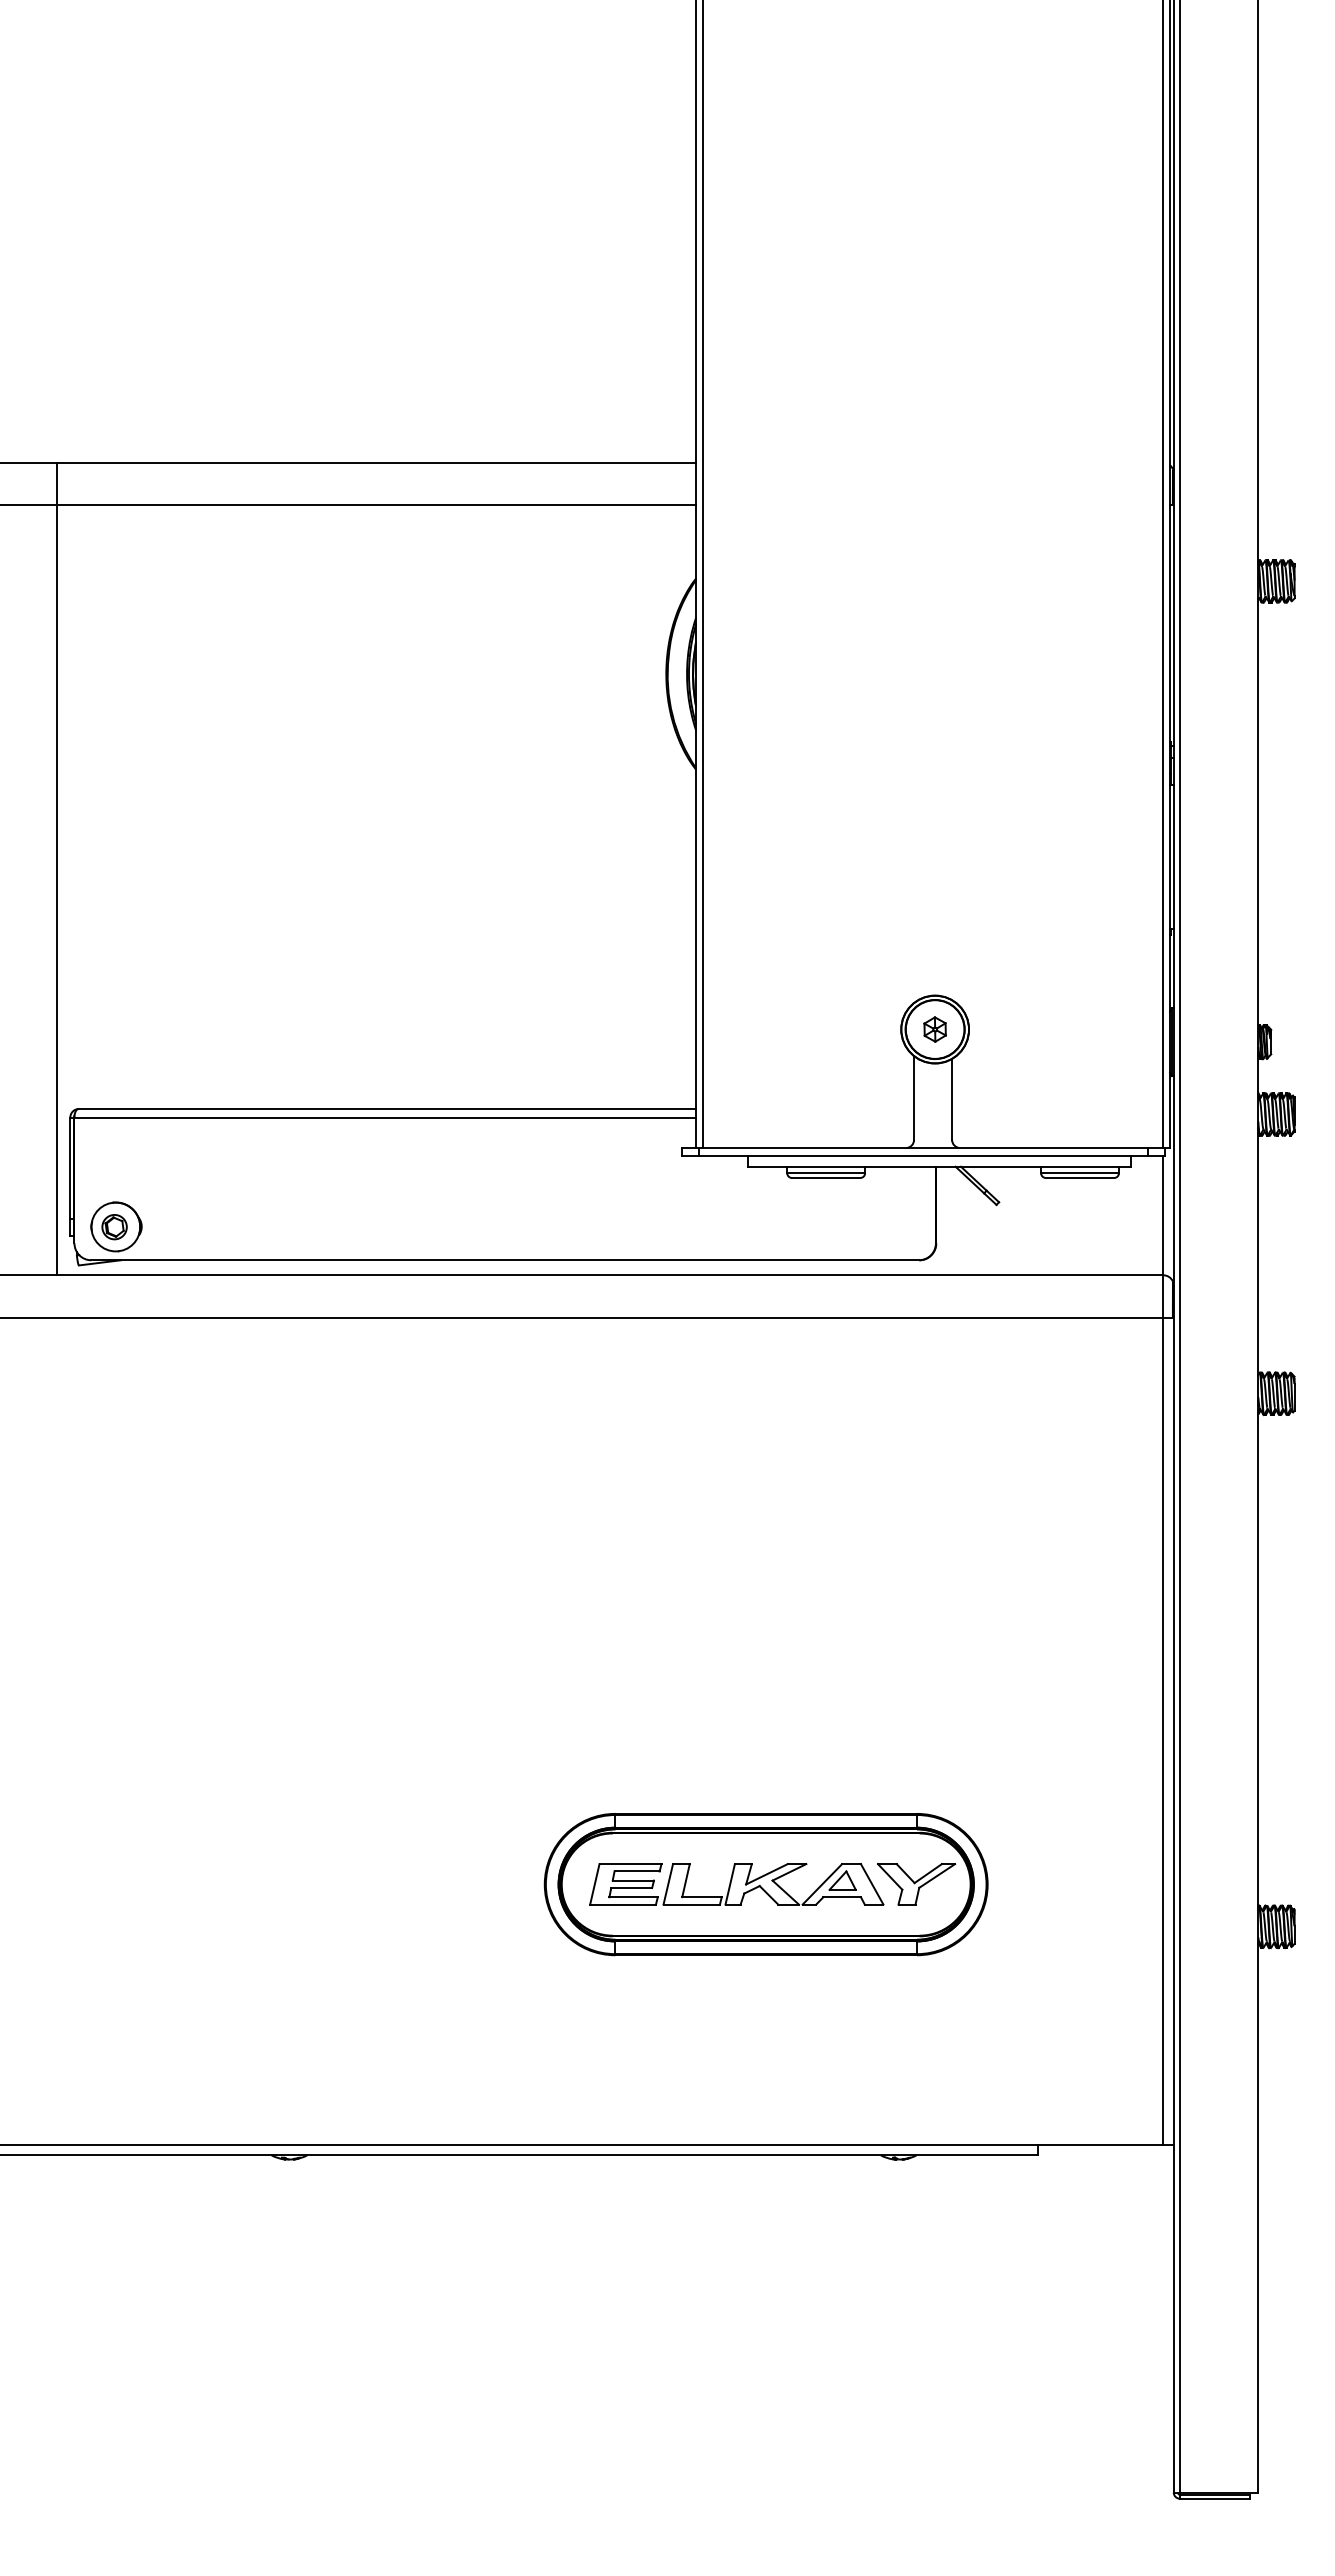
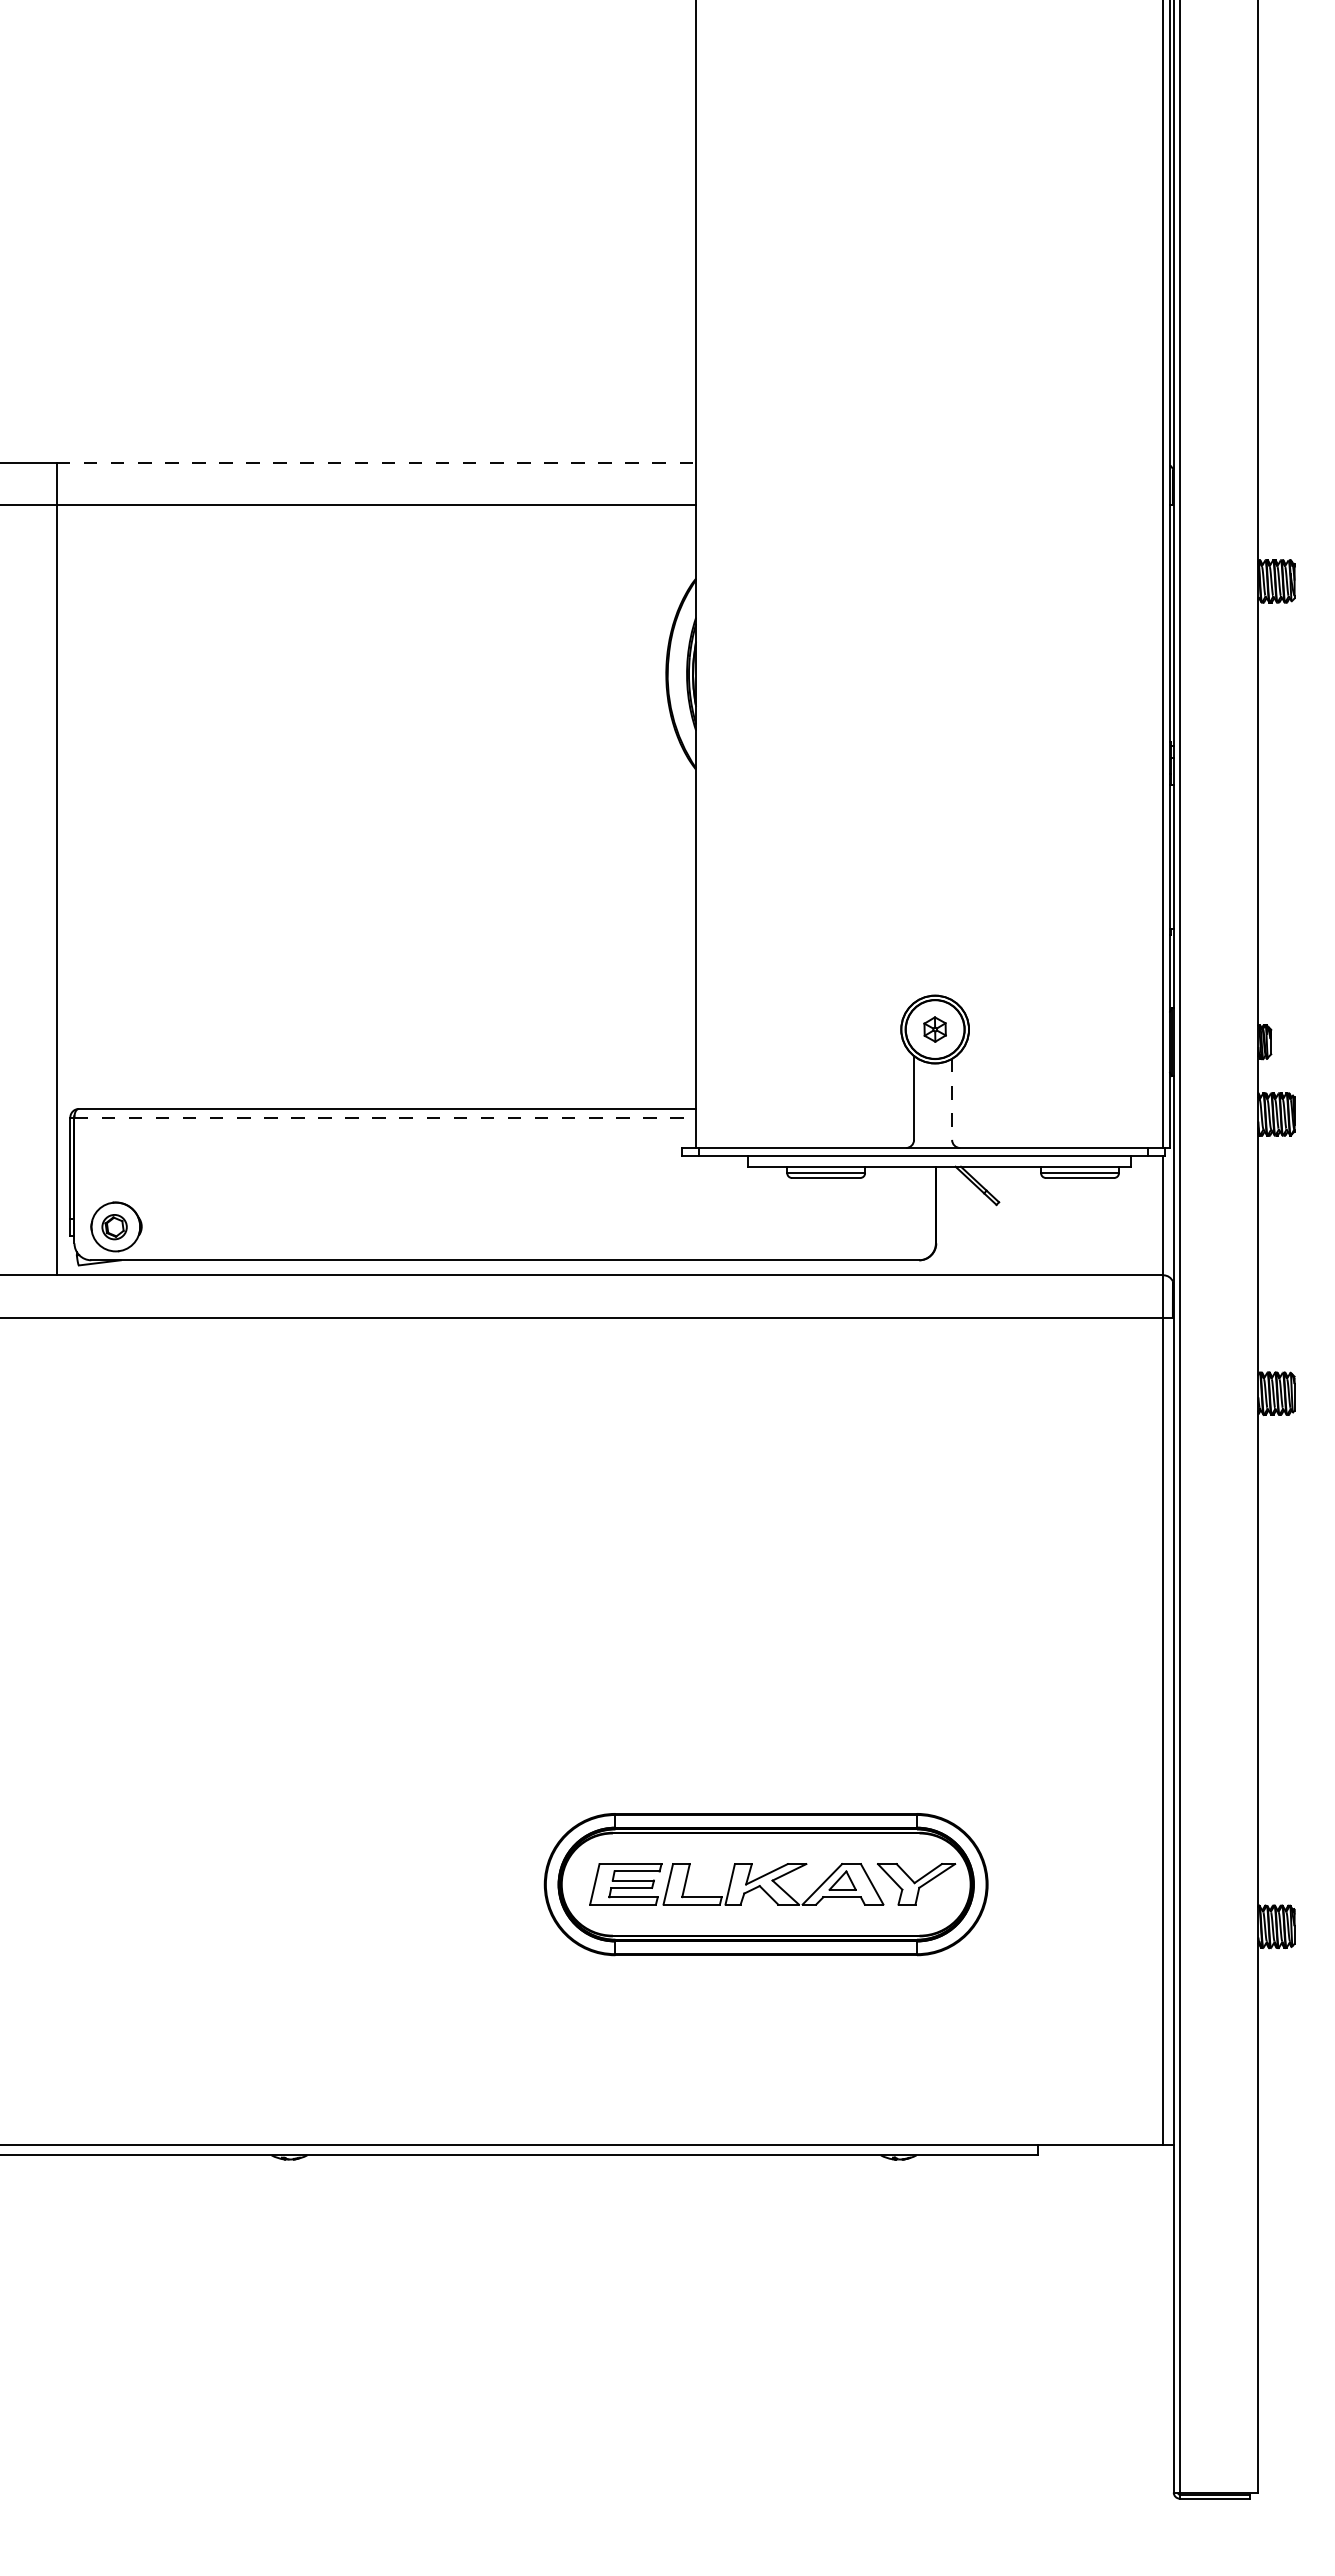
line: solid -> dashed (376, 462)
line: present -> none (703, 575)
line: solid -> dashed (952, 1099)
line: solid -> dashed (385, 1117)
